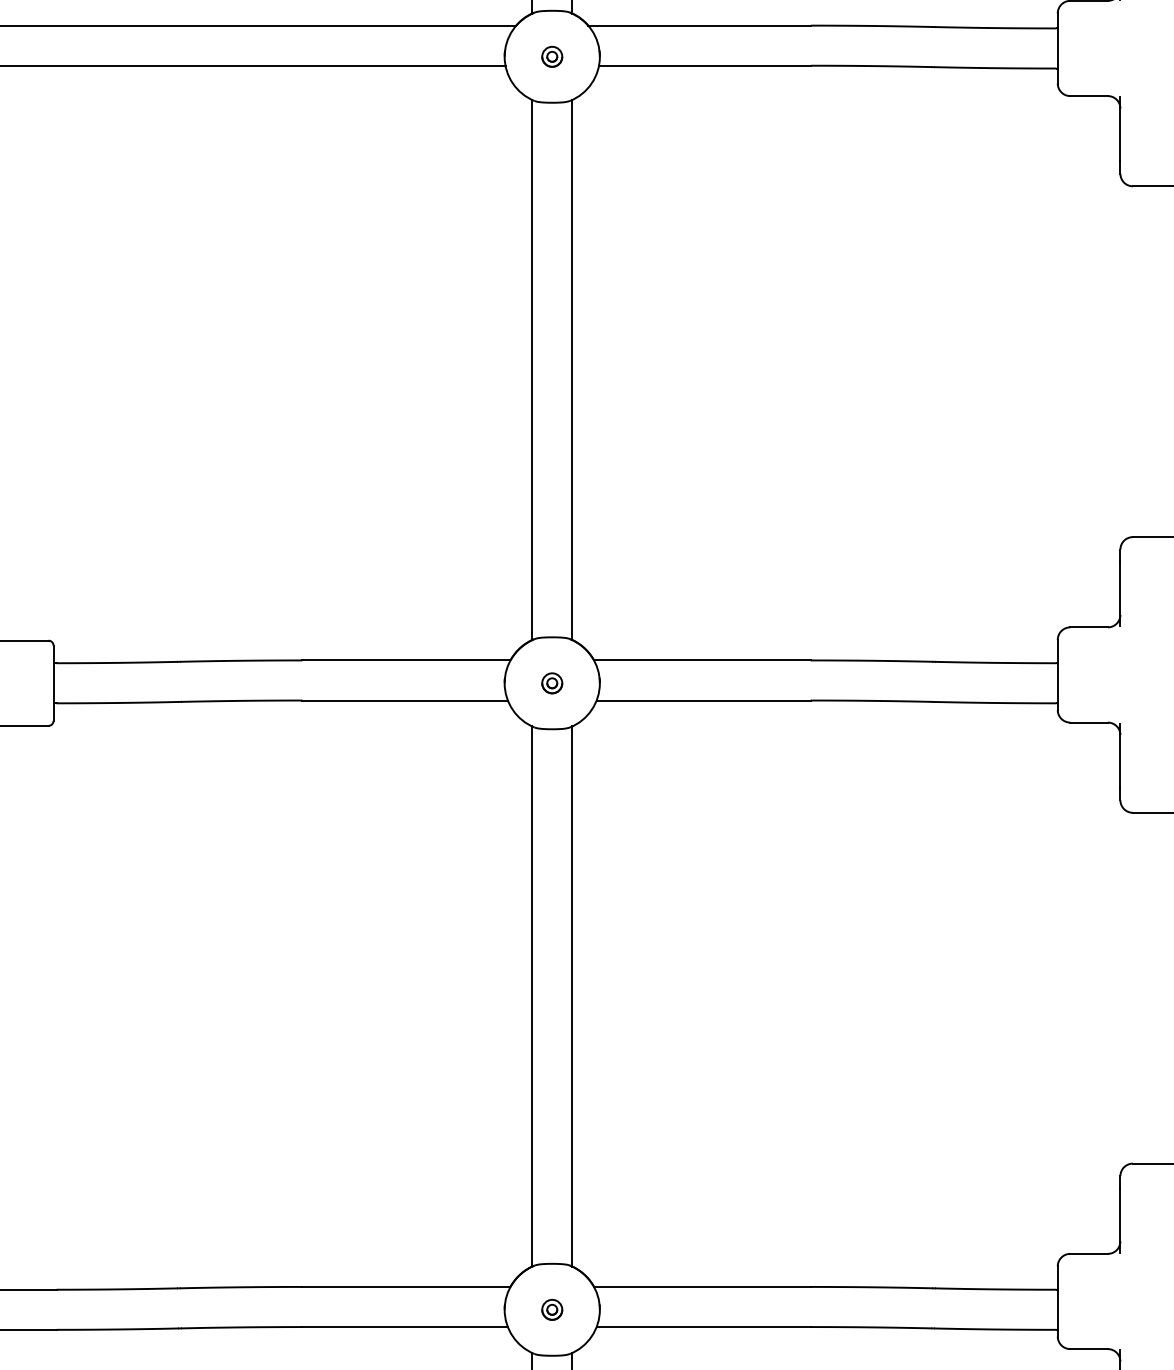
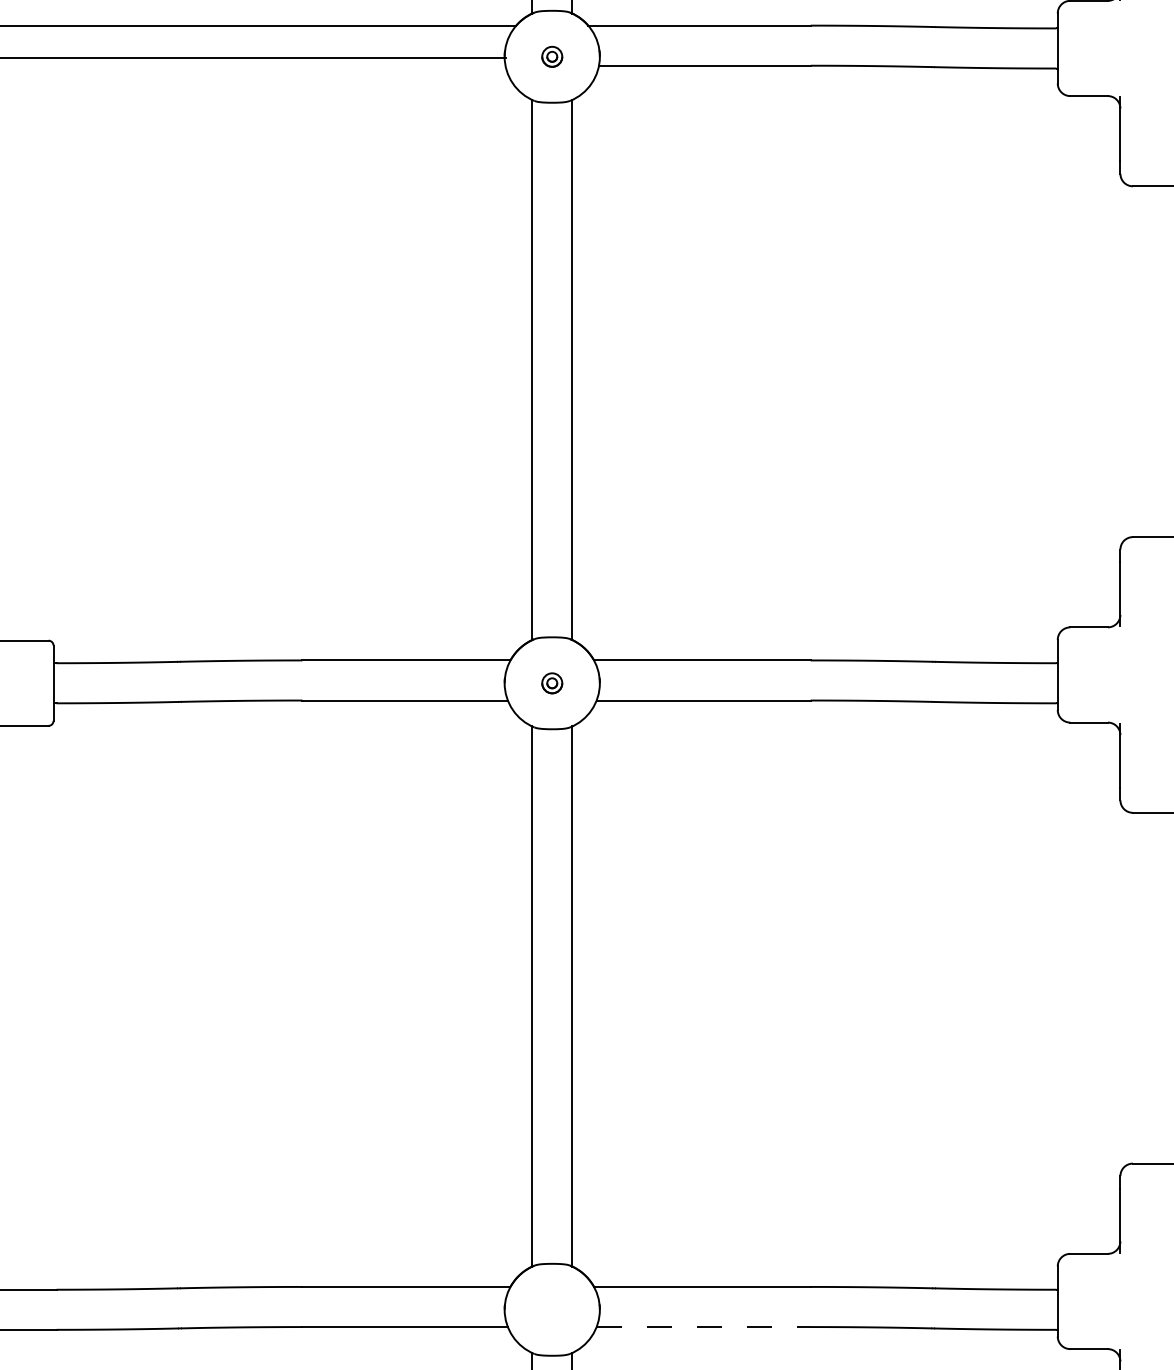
line position: (253, 65) -> (253, 57) (253, 57)
part: present -> none (552, 1309)
line: solid -> dashed (704, 1327)
